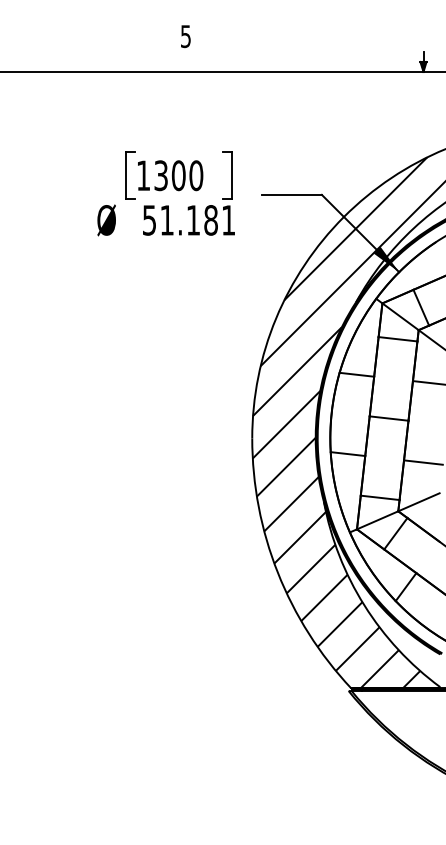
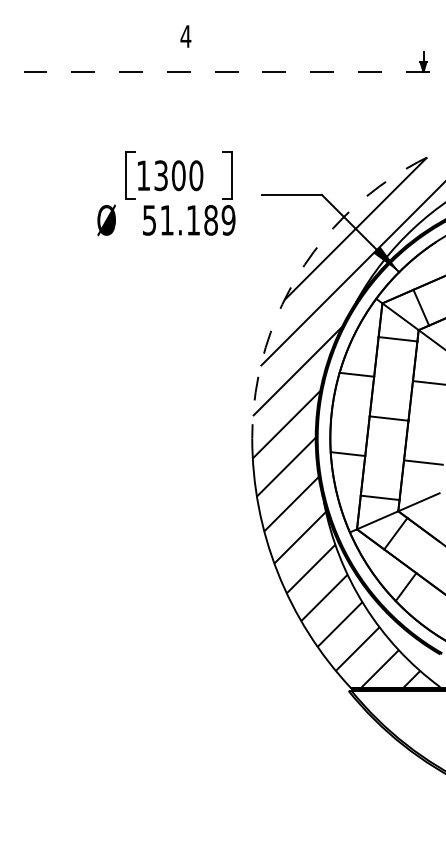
text: 5 -> 4 (185, 36)
line: solid -> dashed (223, 71)
text: 51.181 -> 51.189 (228, 220)
arc: solid -> dashed (304, 264)
